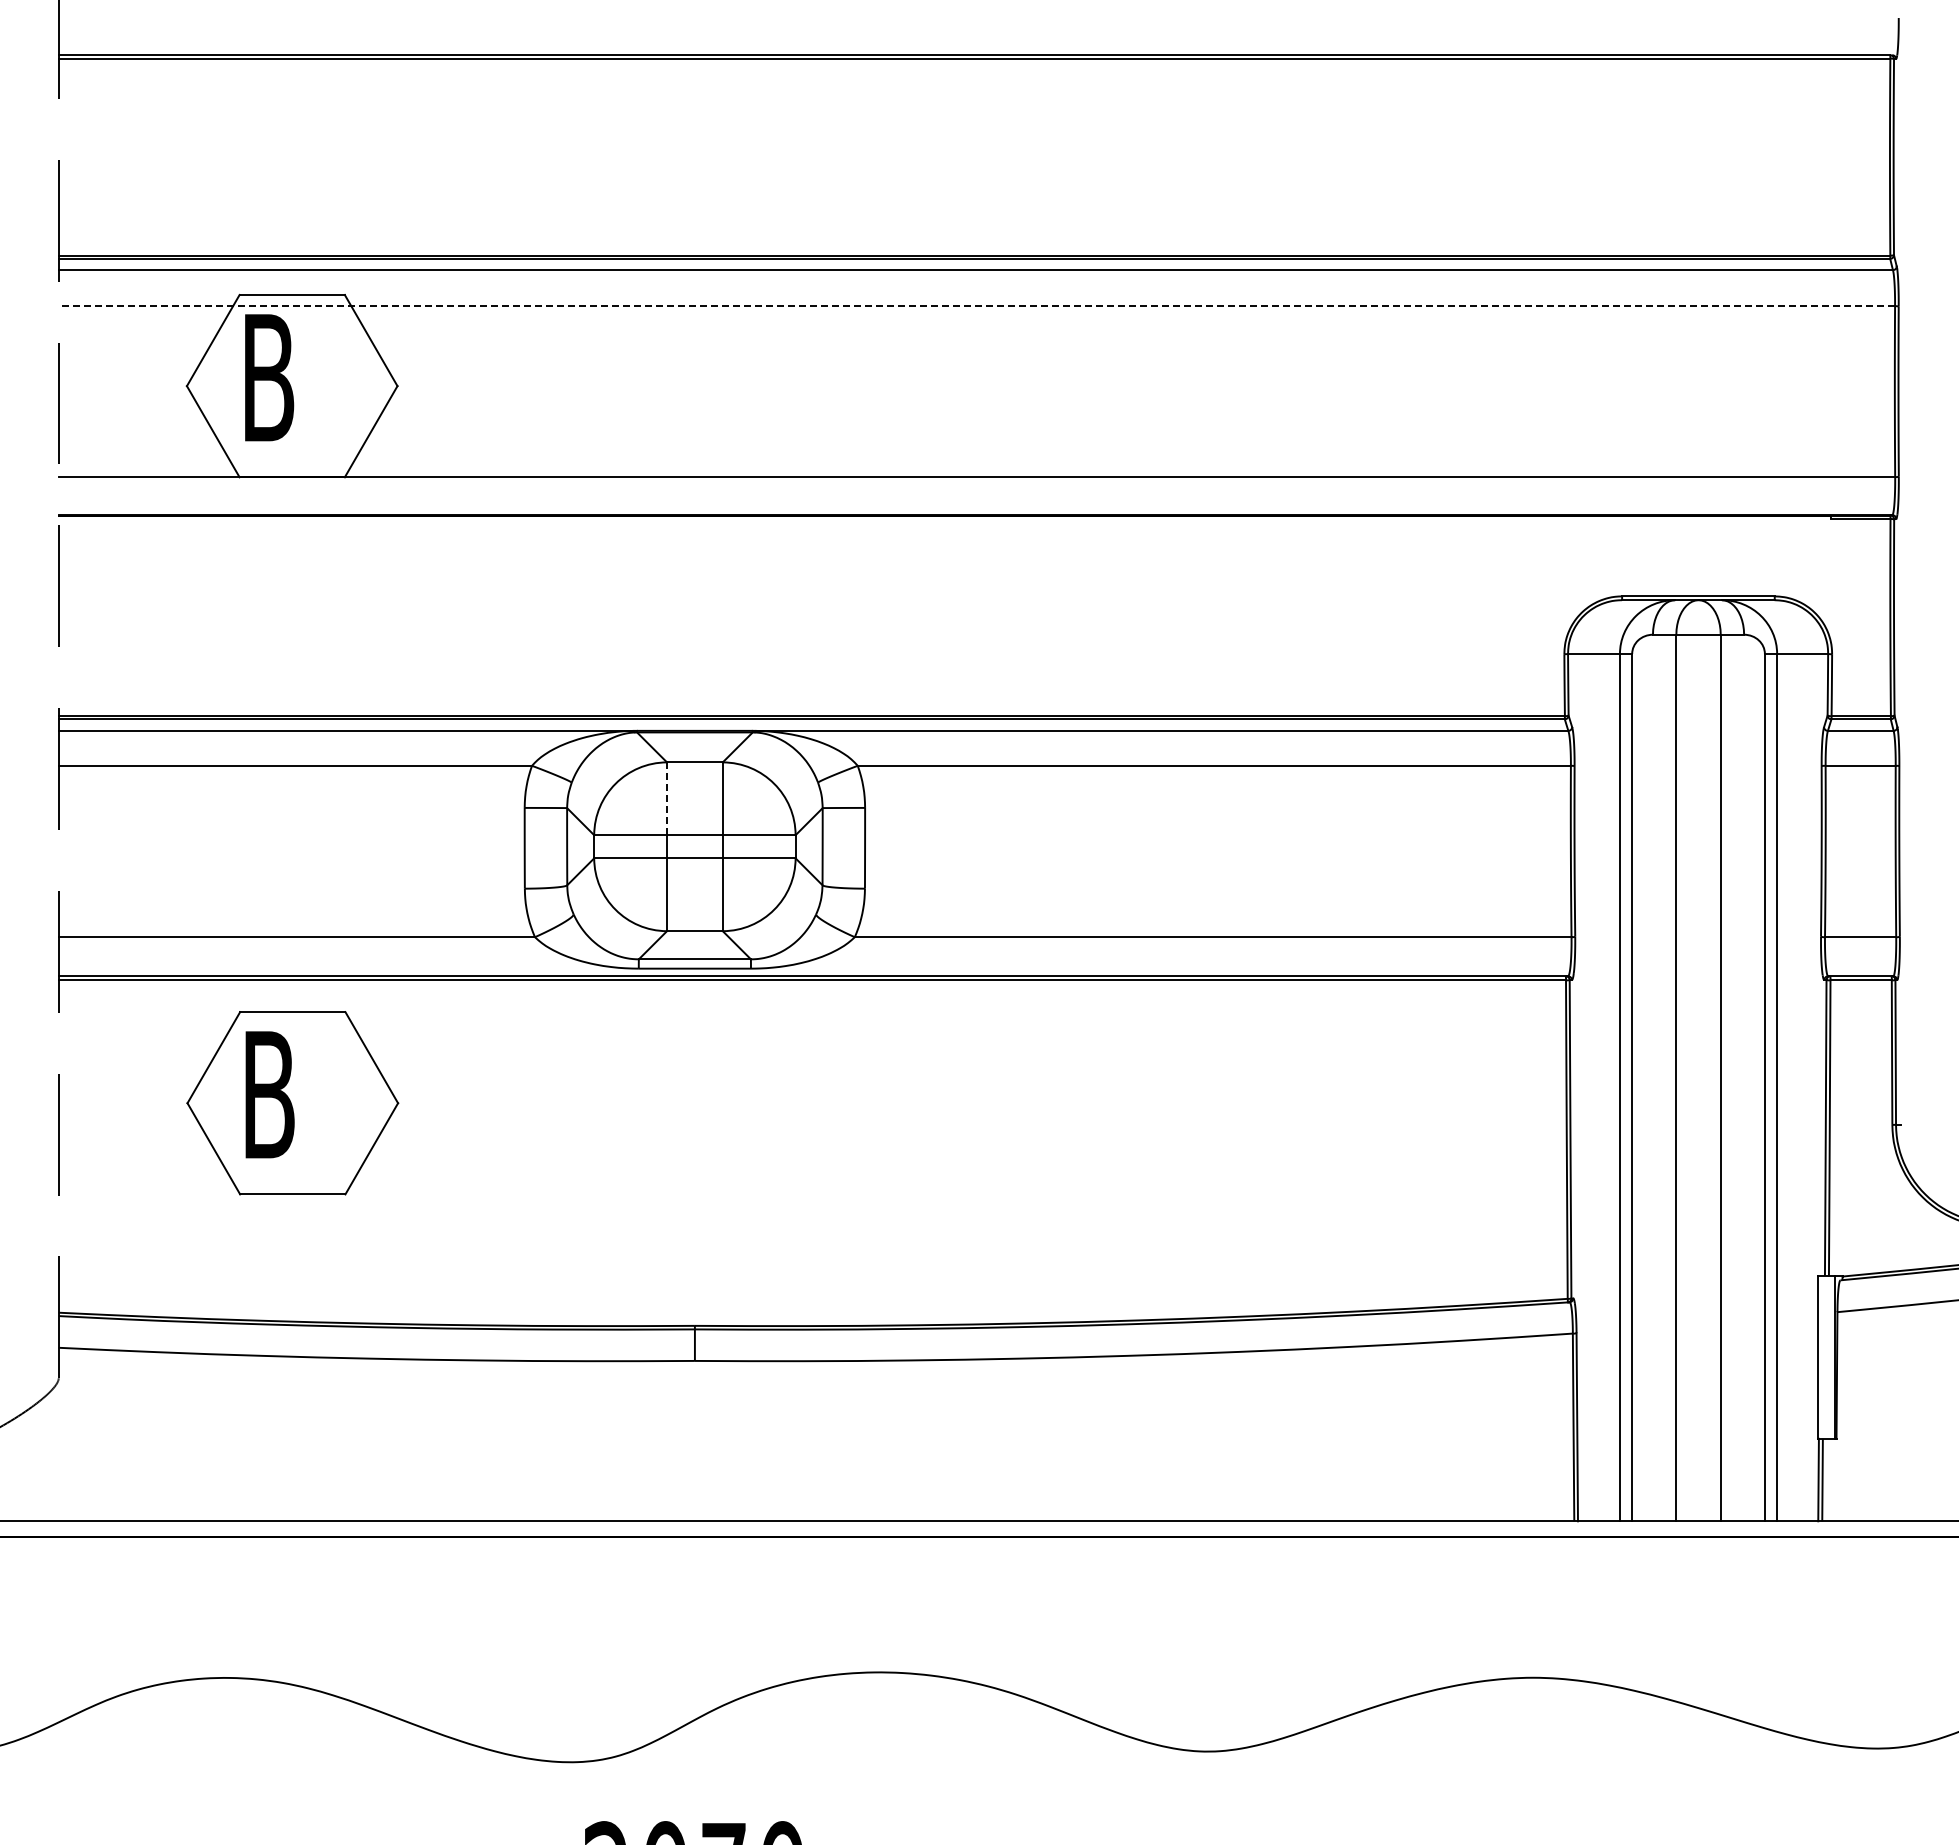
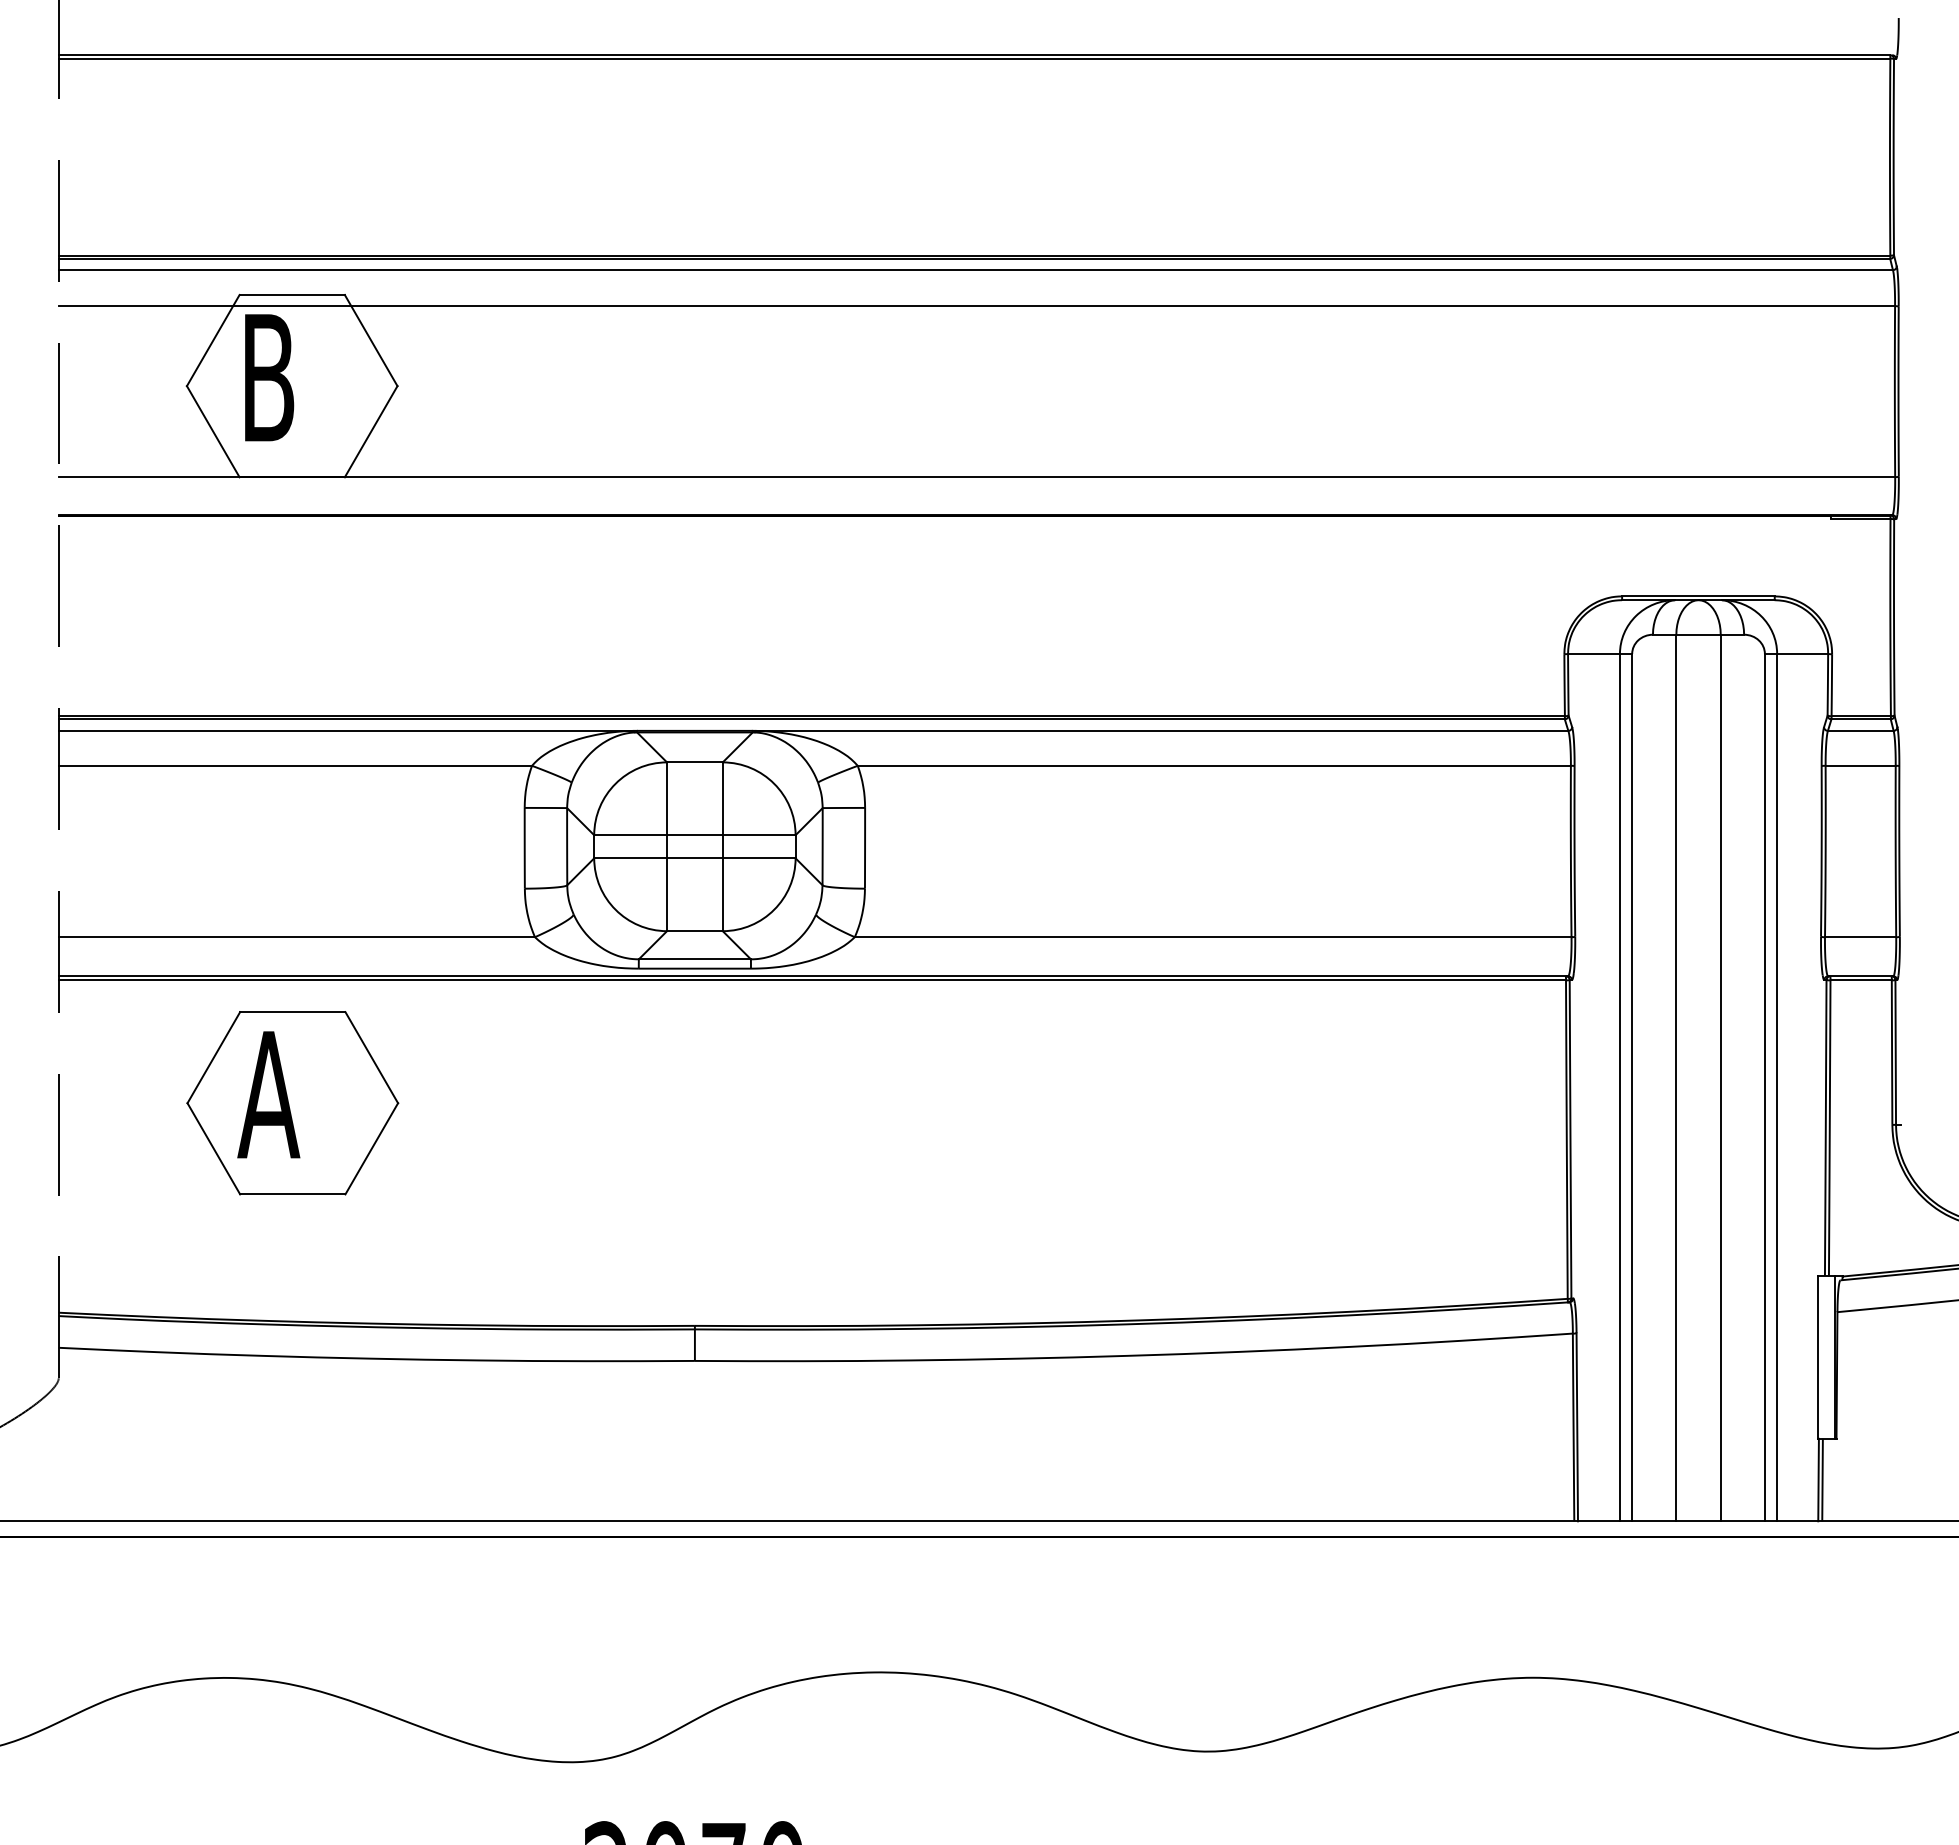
line: dashed -> solid (976, 306)
line: dashed -> solid (667, 798)
text: B -> A (268, 1094)
